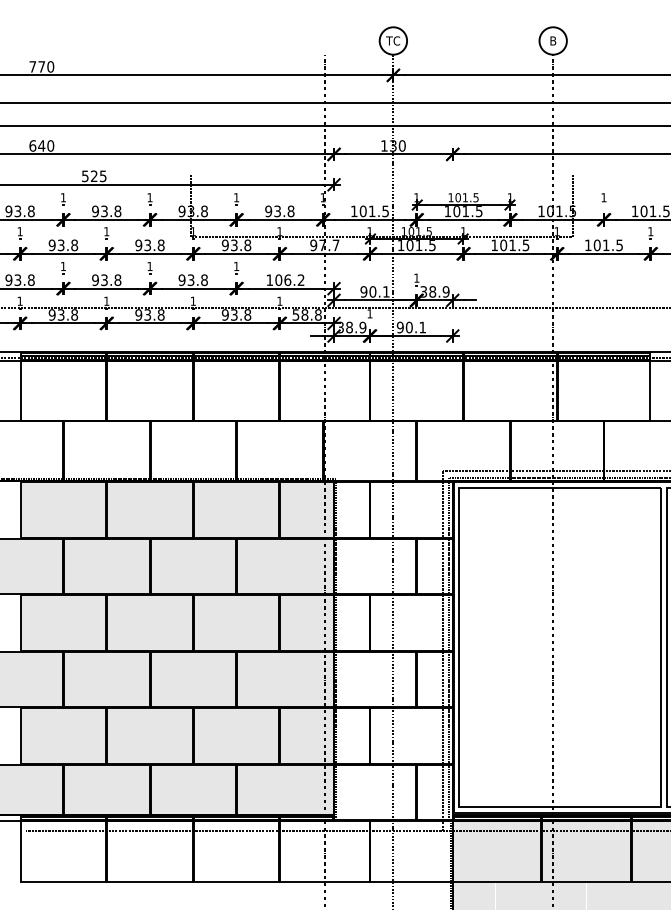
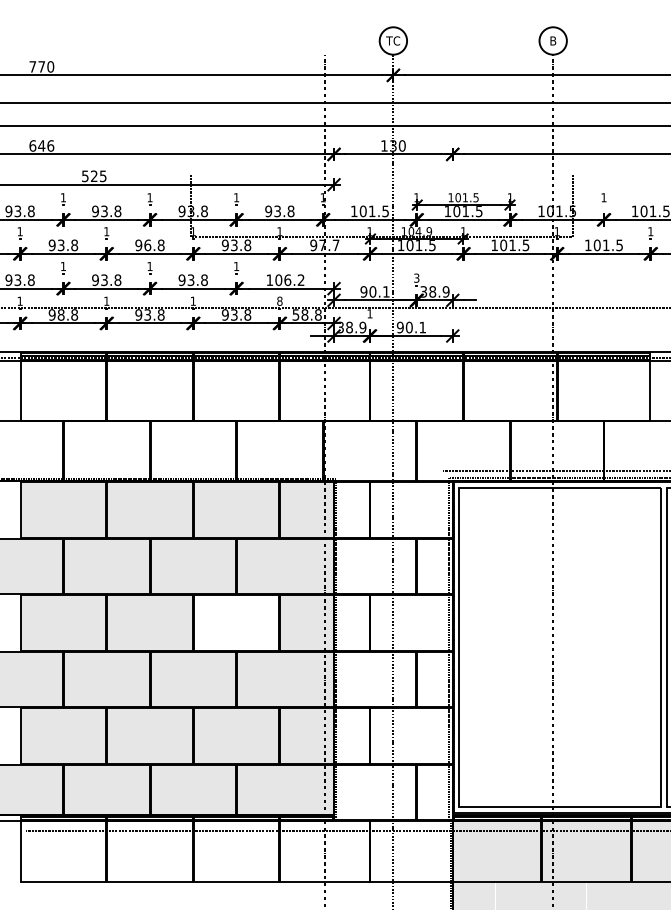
text: 640 -> 646 (50, 145)
text: 101.5 -> 104.9 (423, 231)
text: 93.8 -> 96.8 (147, 245)
text: 1 -> 3 (416, 277)
text: 1 -> 8 (279, 300)
text: 93.8 -> 98.8 (60, 314)
fill: present -> none (236, 622)
line: present -> none (442, 651)
